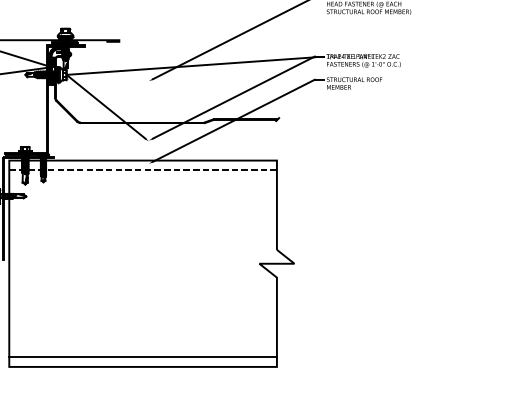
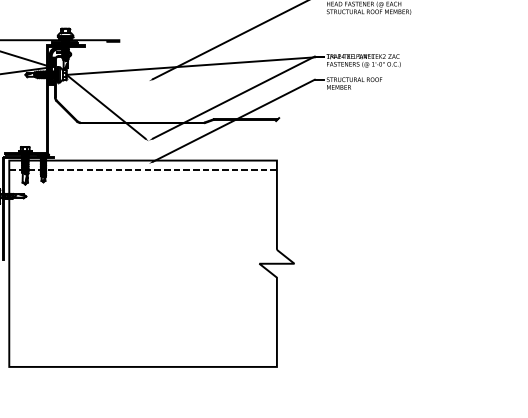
line: present -> none (142, 357)
